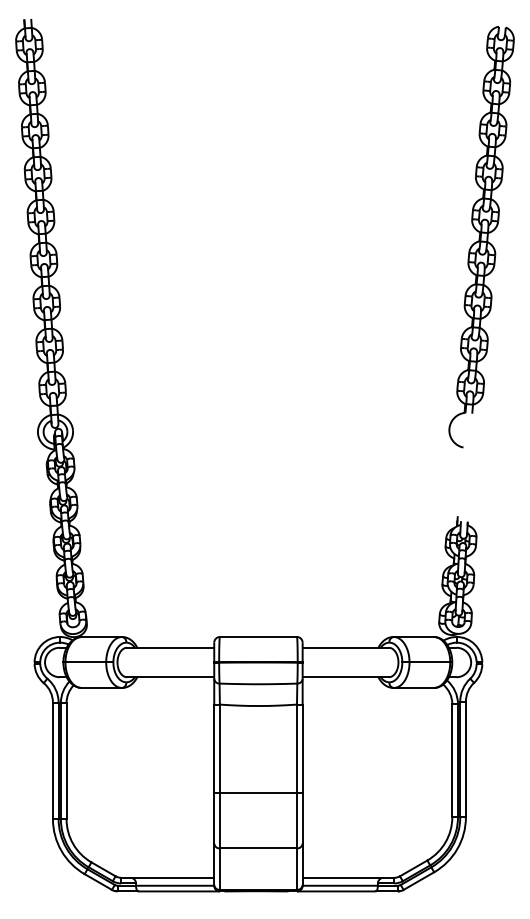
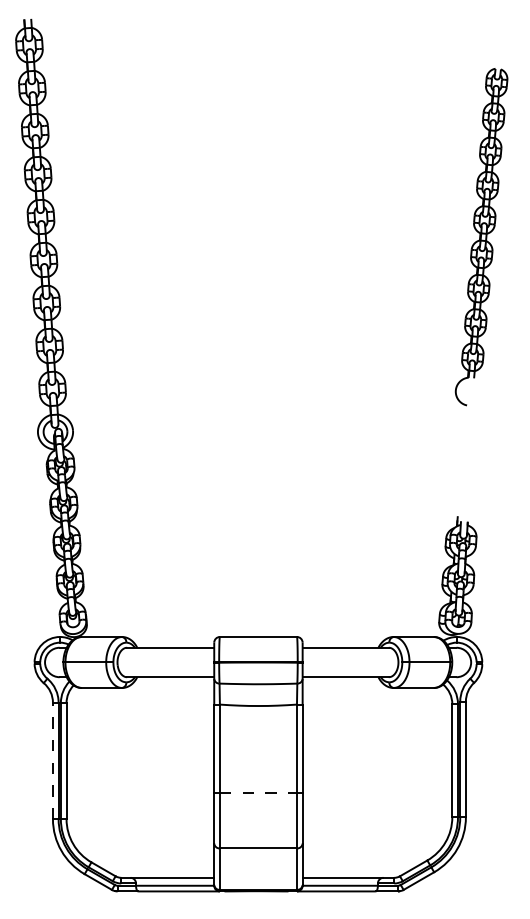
part size: 67x424 px -> 55x339 px (481, 237)
line: solid -> dashed (52, 760)
line: solid -> dashed (258, 793)
